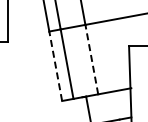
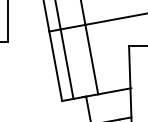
line: dashed -> solid (91, 59)
line: dashed -> solid (55, 65)
